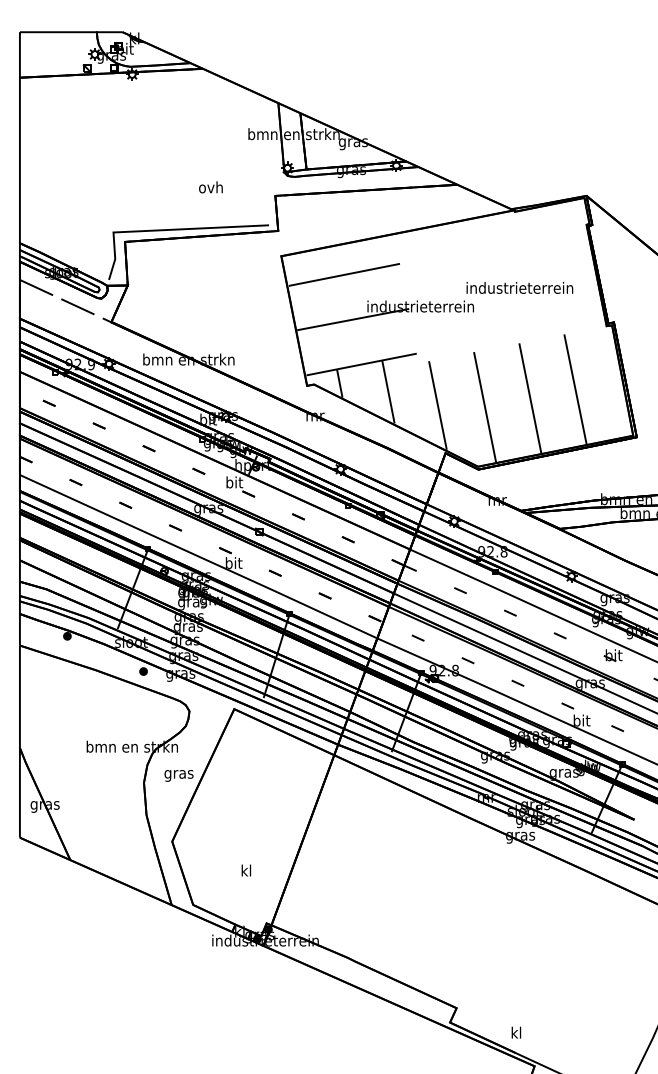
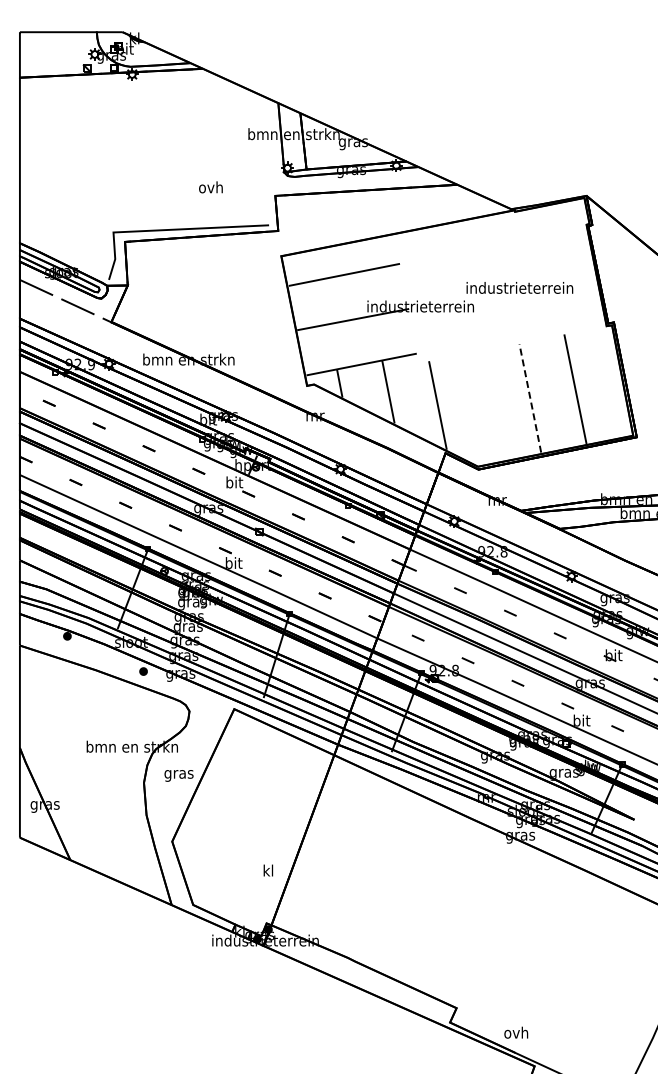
line: solid -> dashed (530, 397)
line: present -> none (484, 407)
text position: (246, 870) -> (268, 870) (268, 870)
text: kl -> ovh (516, 1032)
